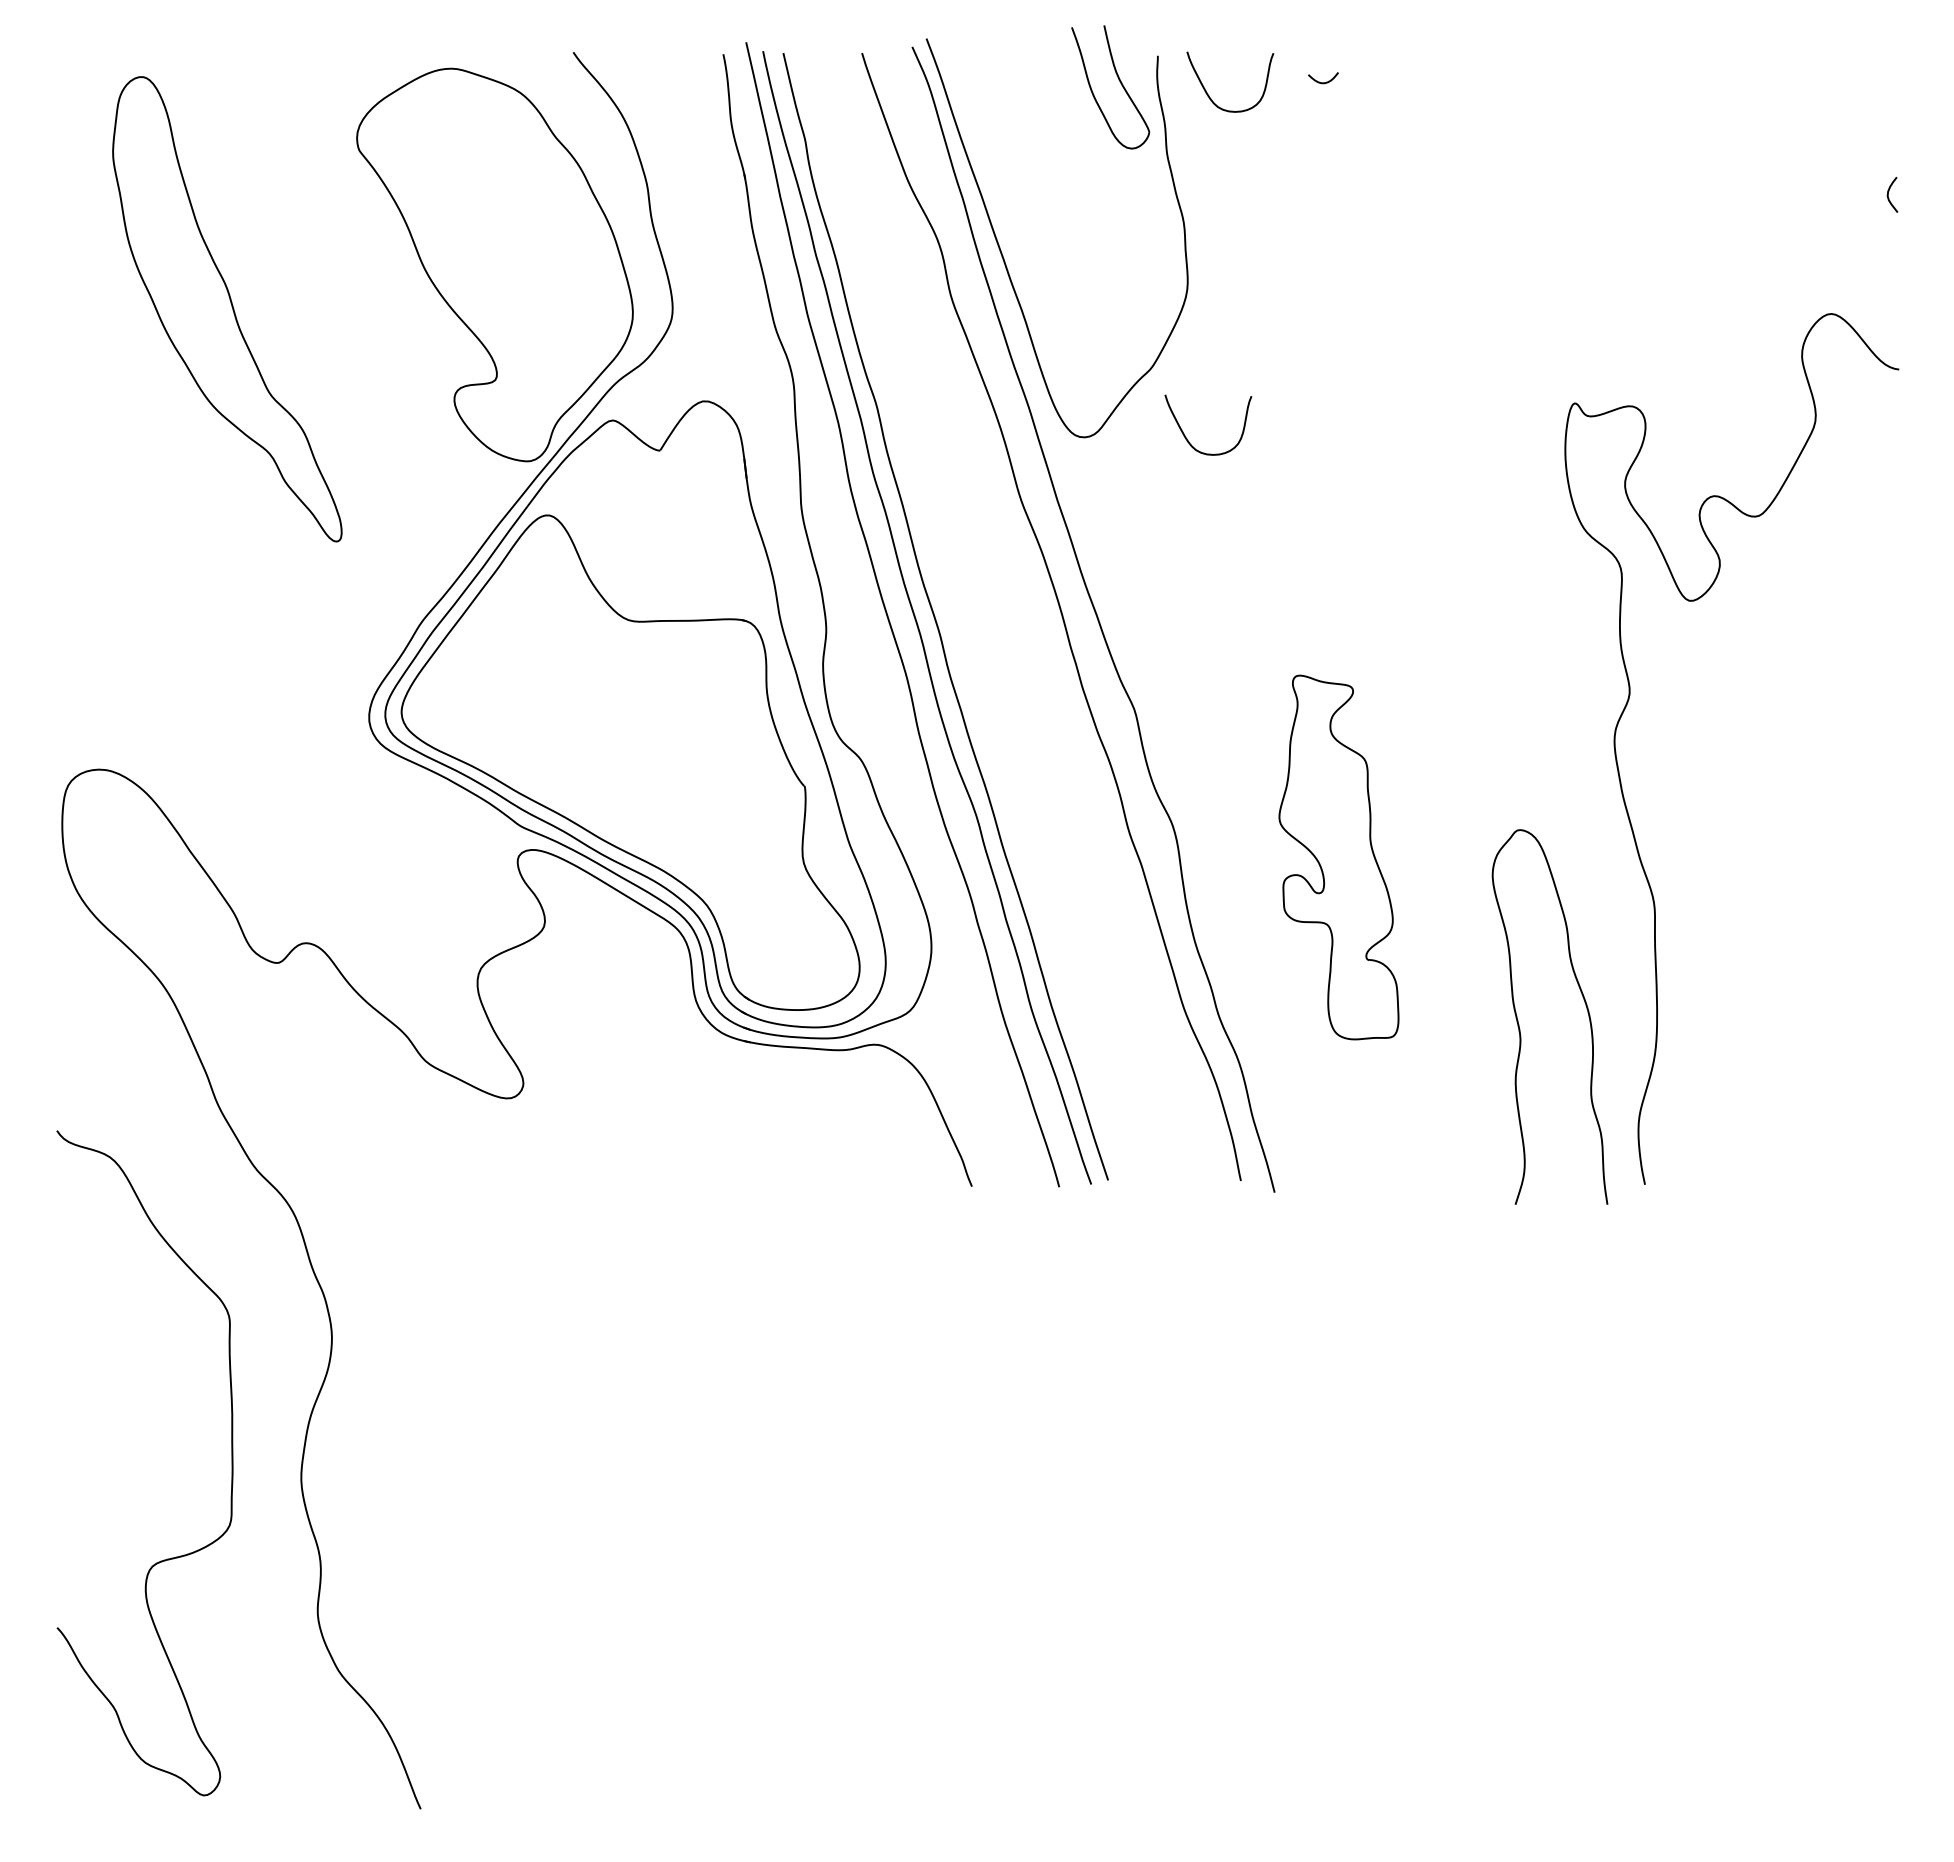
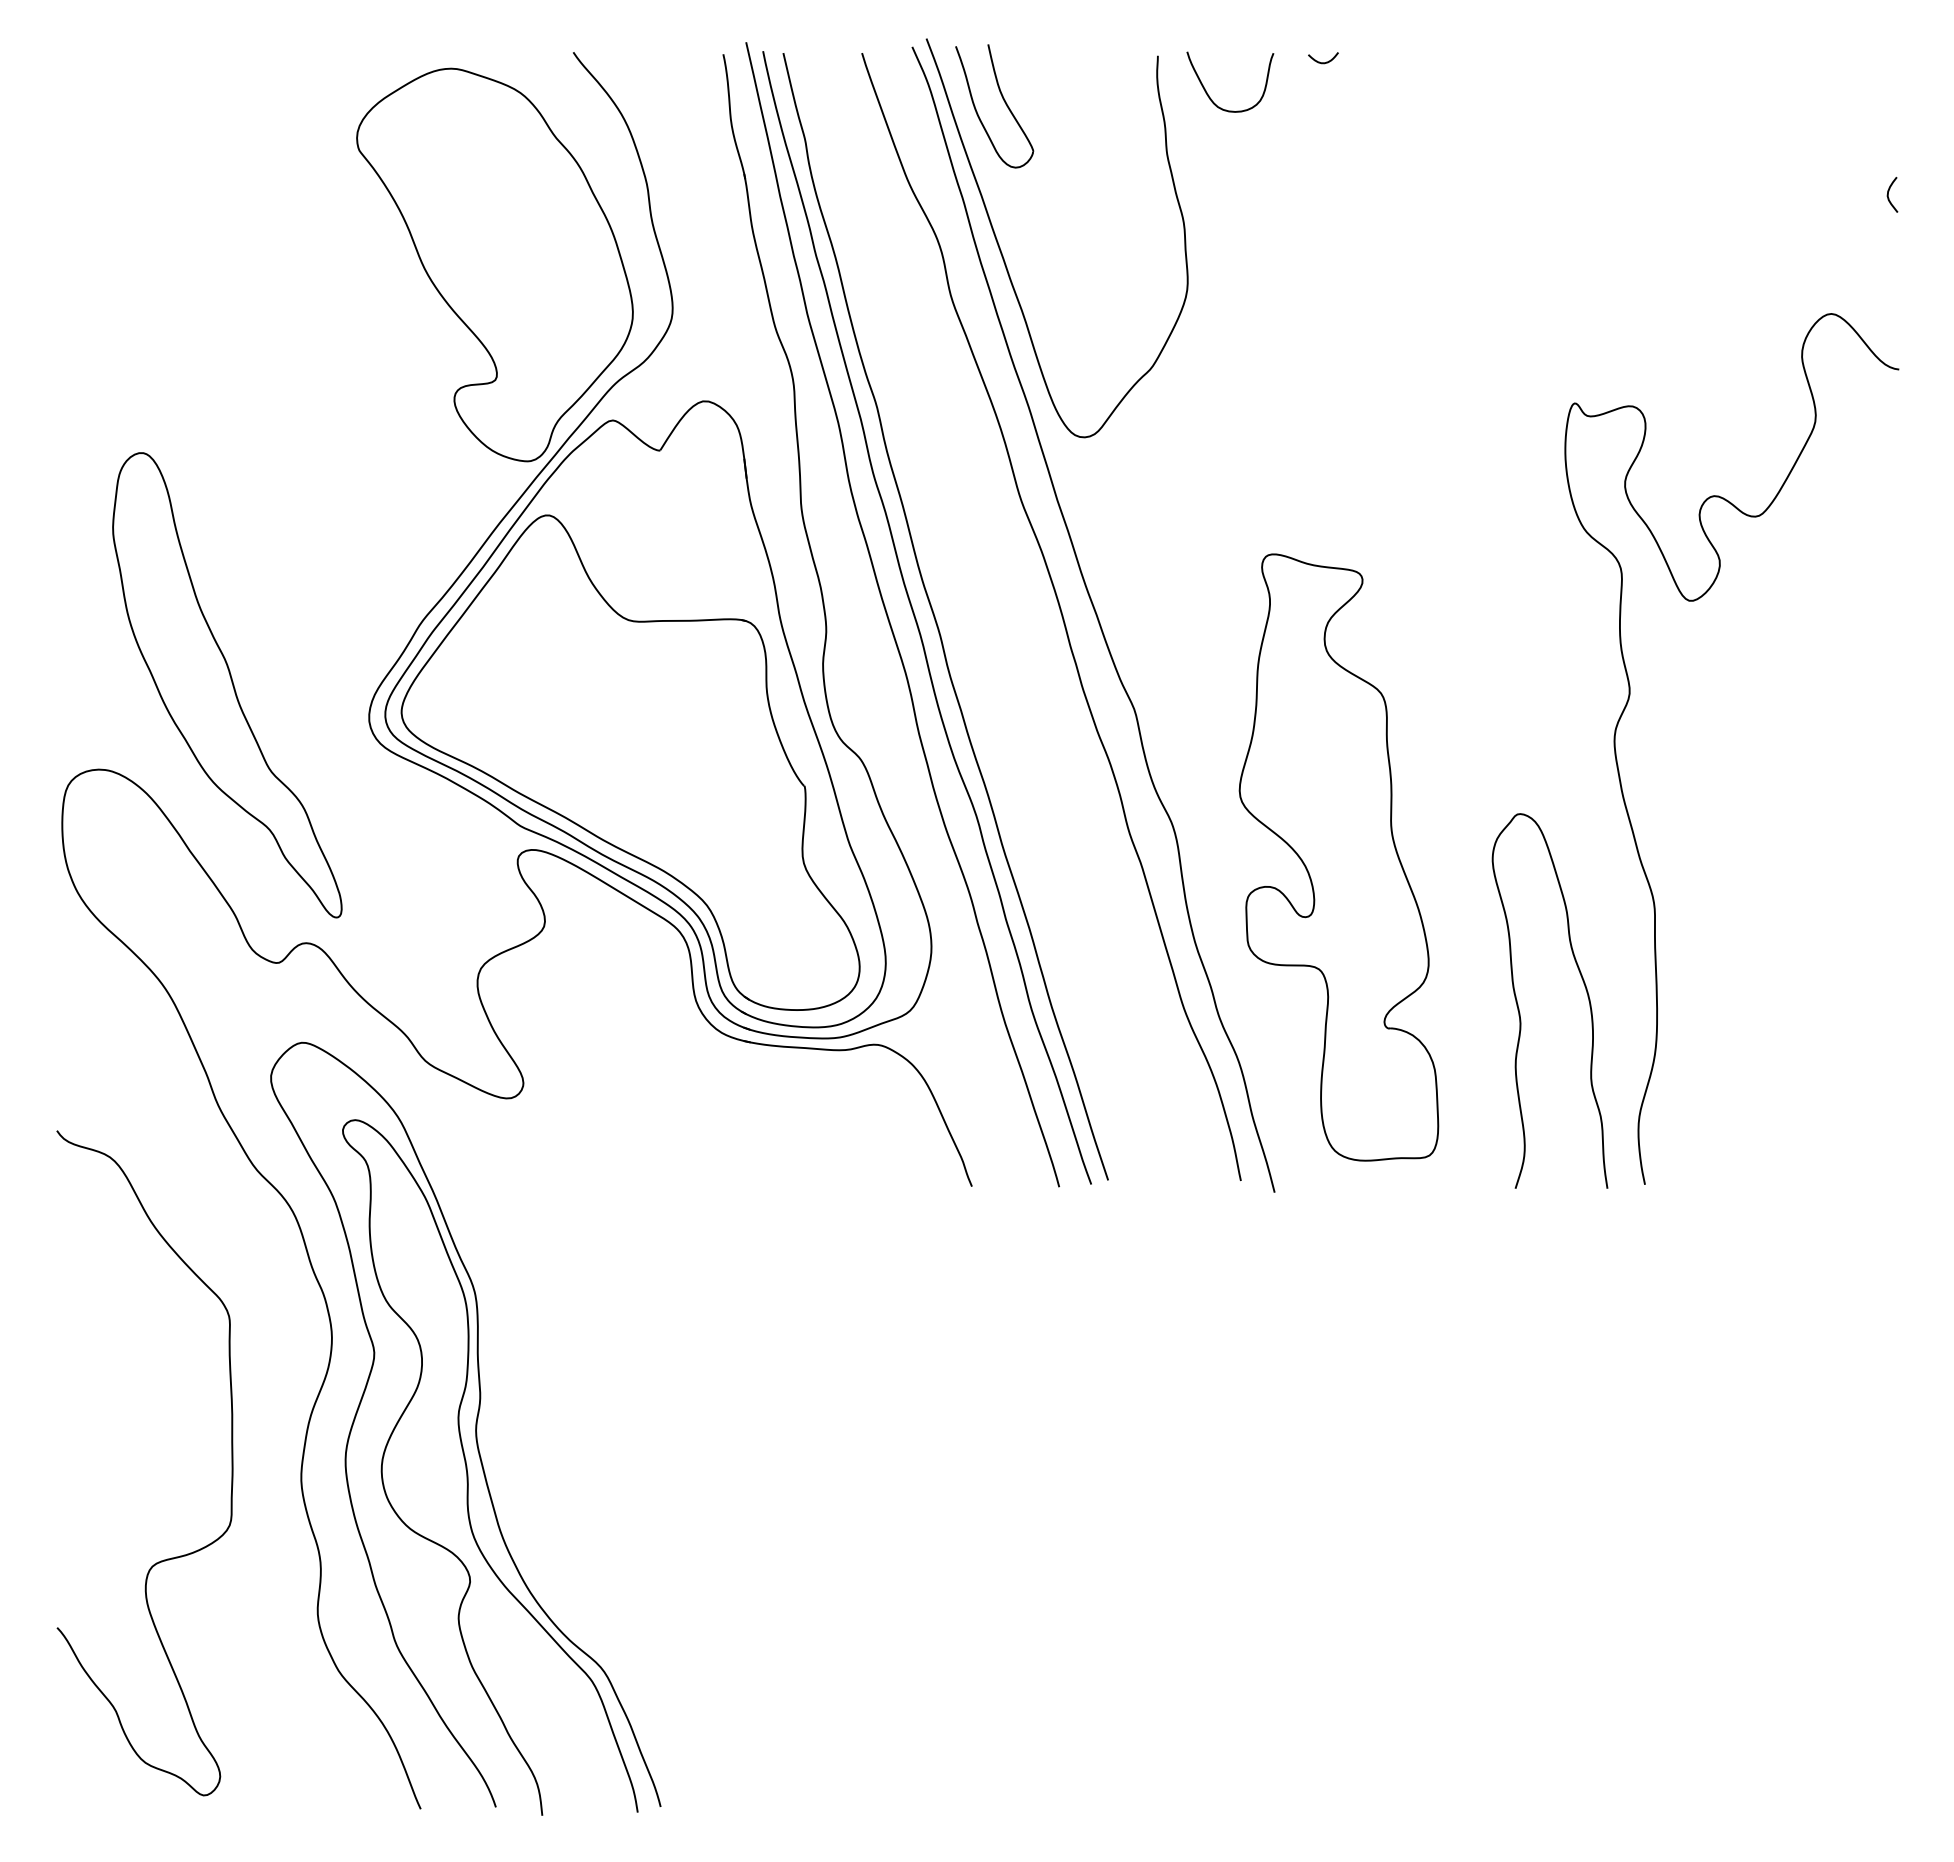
part position: (1118, 80) -> (1002, 99) (1002, 99)
curve position: (1323, 82) -> (1323, 62) (1323, 62)
part position: (227, 309) -> (227, 685) (227, 685)
curve: present -> none (1187, 438)
part size: 122x367 px -> 202x609 px (1338, 857)
curve position: (1519, 1024) -> (1519, 1008) (1519, 1008)
part: none -> present (465, 1428)
